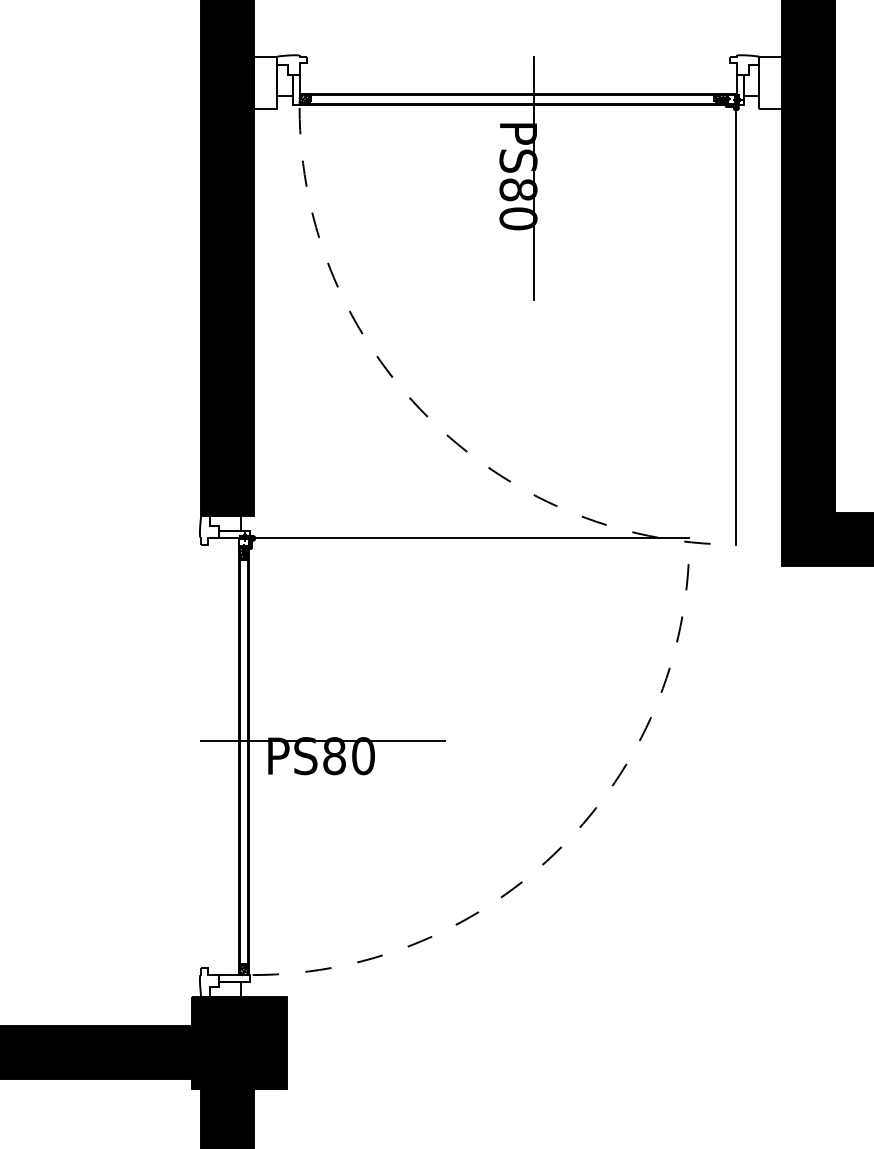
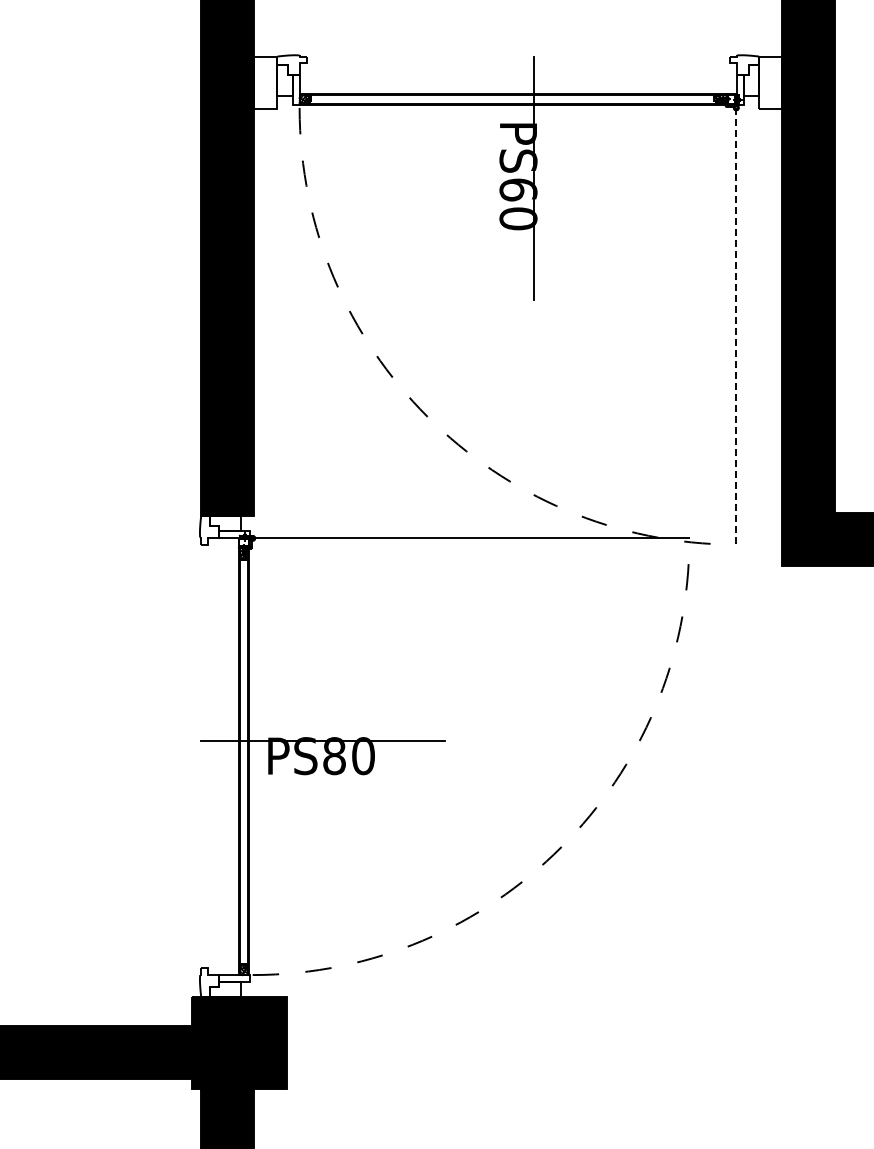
text: PS80 -> PS60 (518, 189)
line: solid -> dashed (736, 326)
